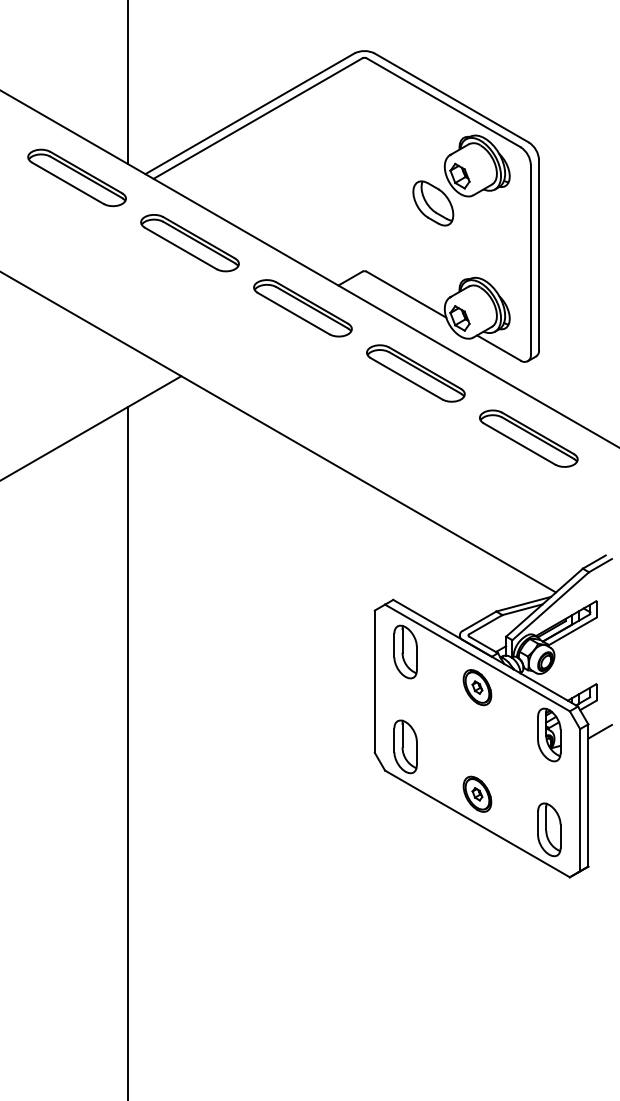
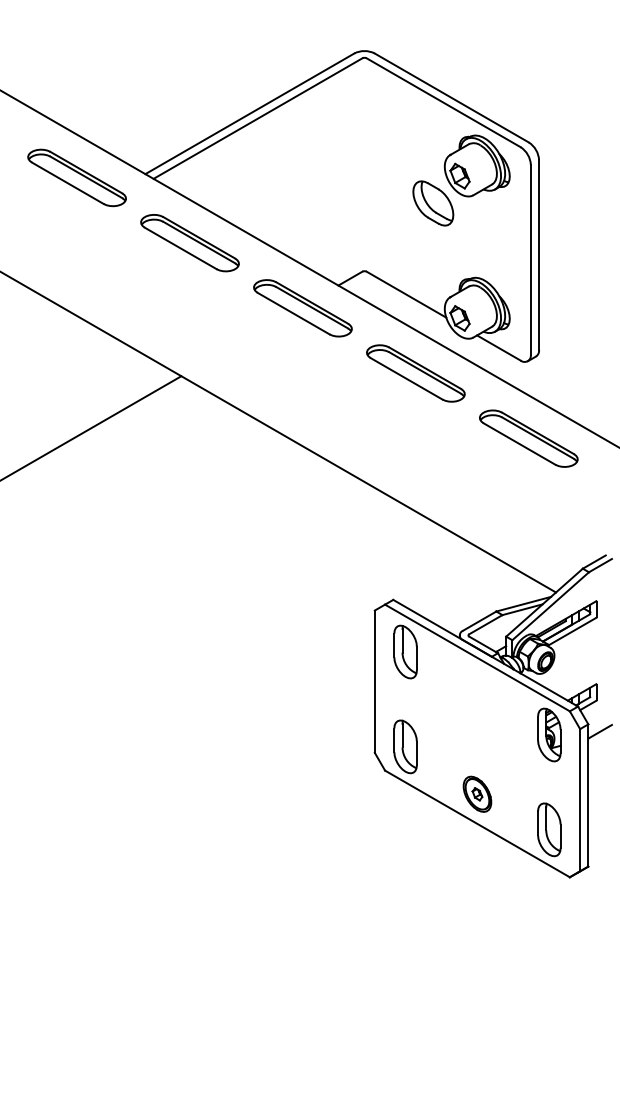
line: present -> none (128, 83)
part: present -> none (477, 687)
line: present -> none (128, 751)
